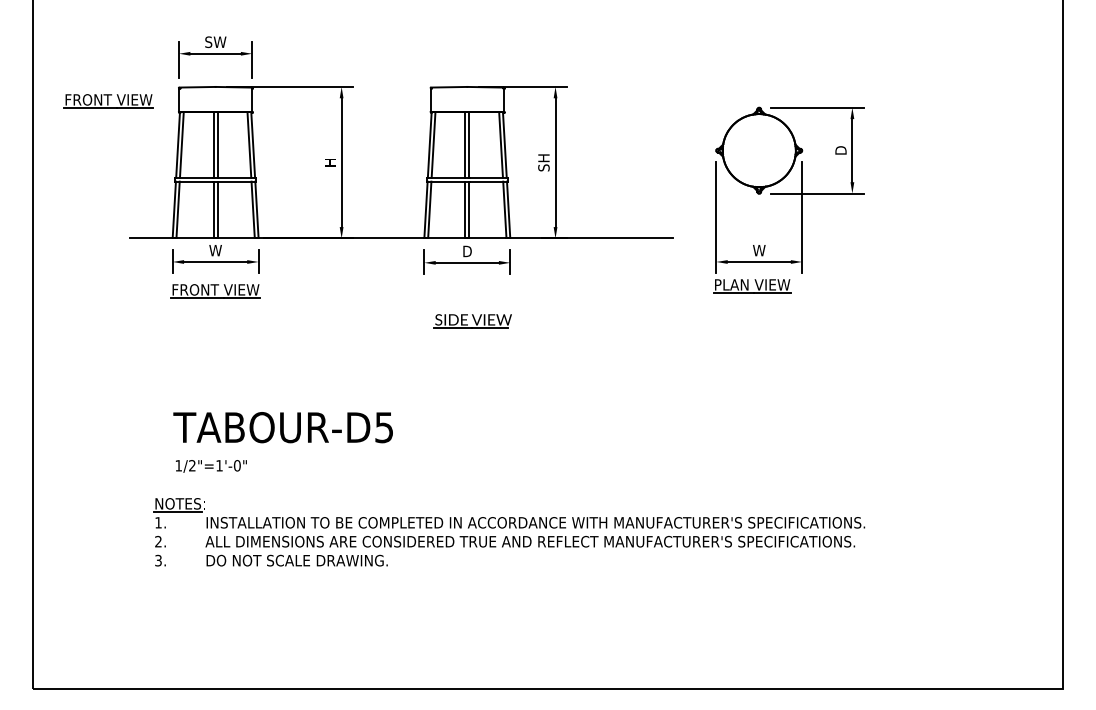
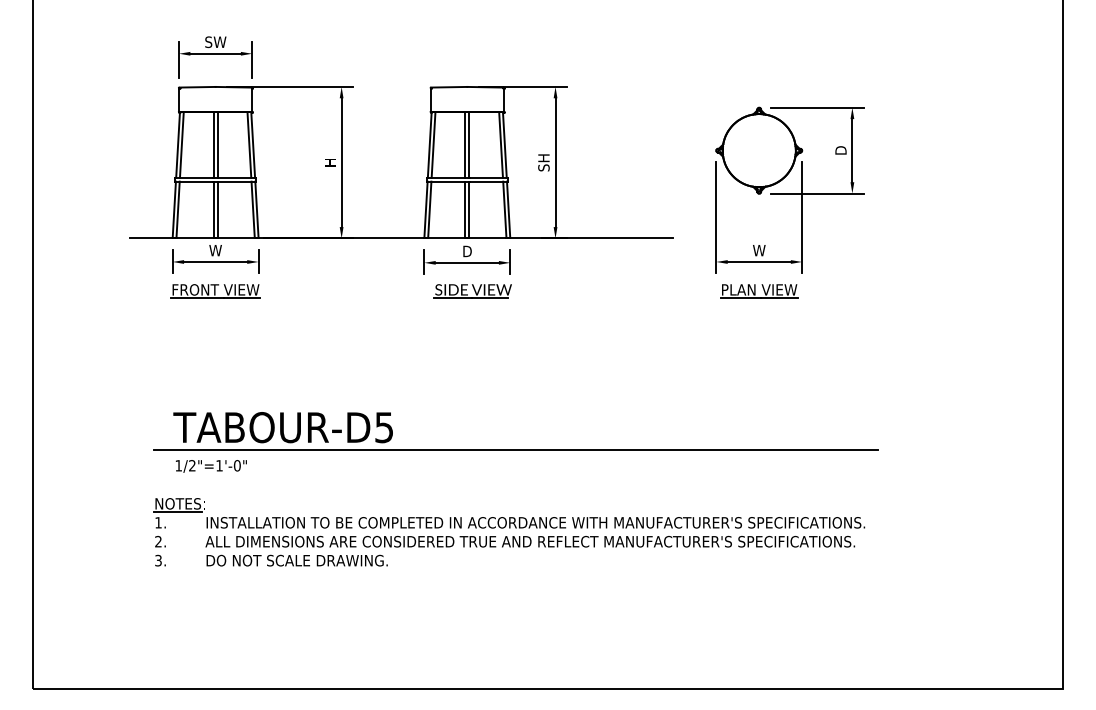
part: present -> none (108, 101)
part position: (752, 286) -> (759, 291) (759, 291)
part position: (472, 321) -> (472, 291) (472, 291)
line: none -> present (516, 449)
